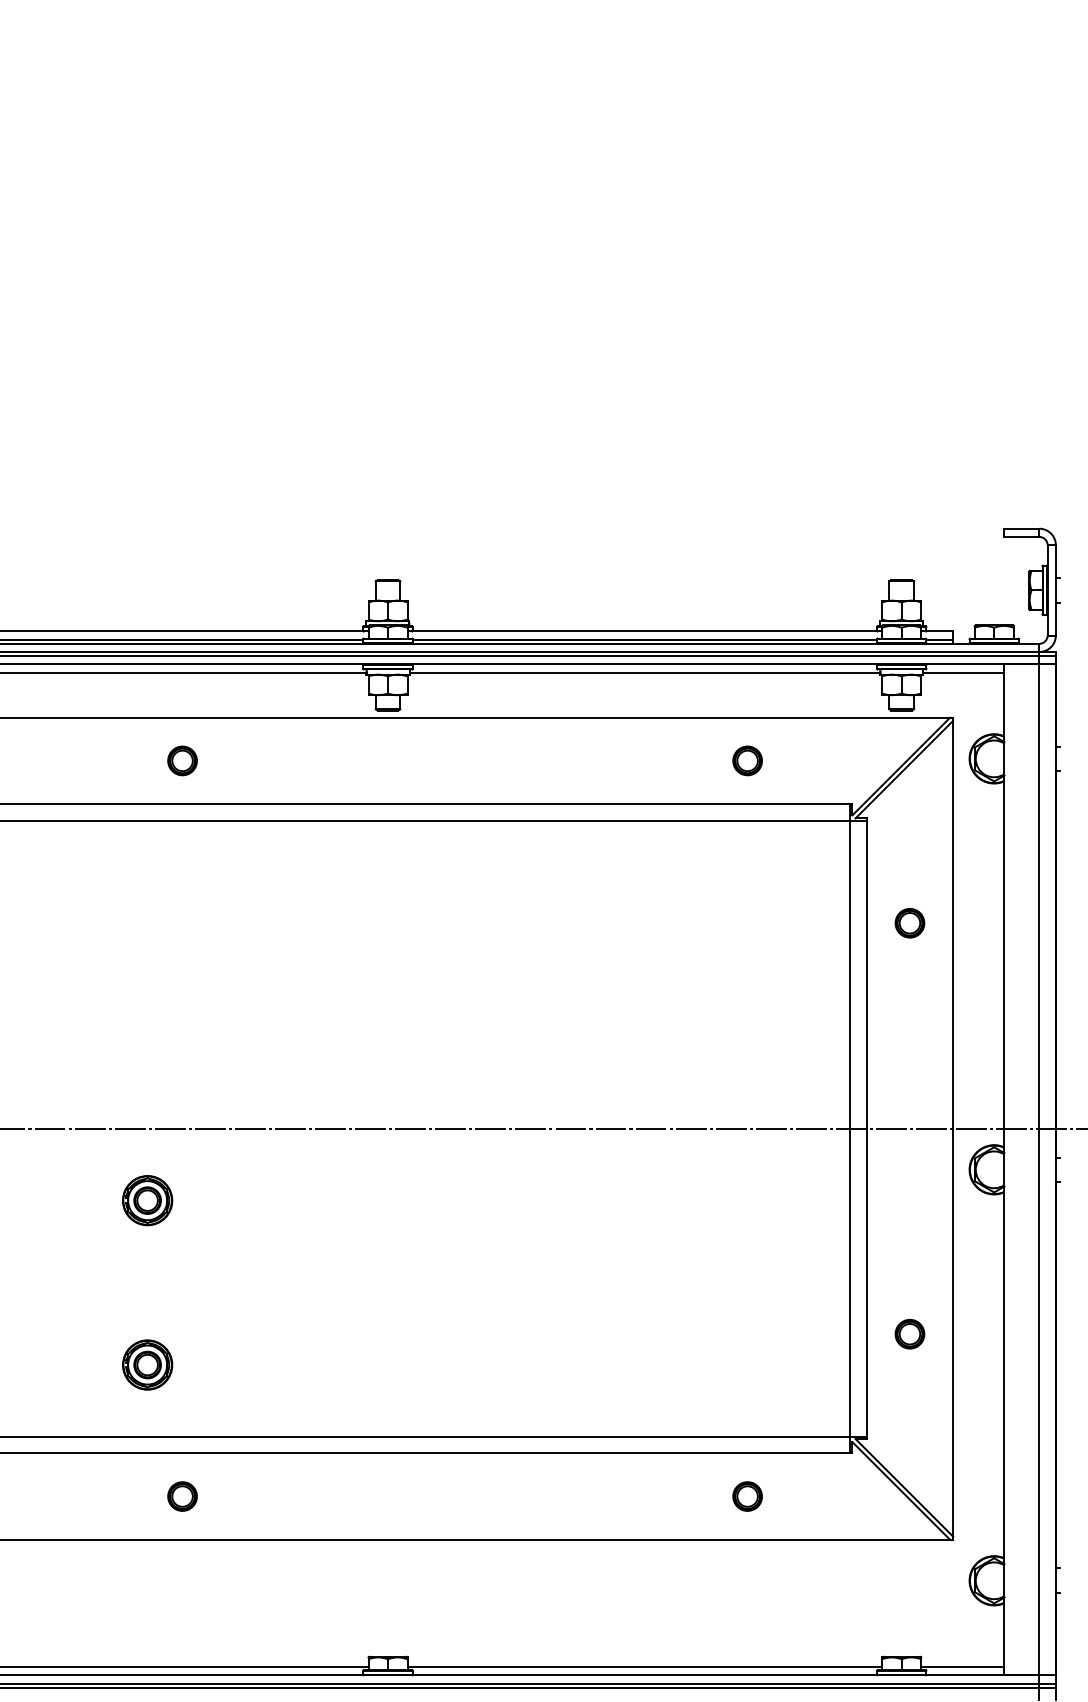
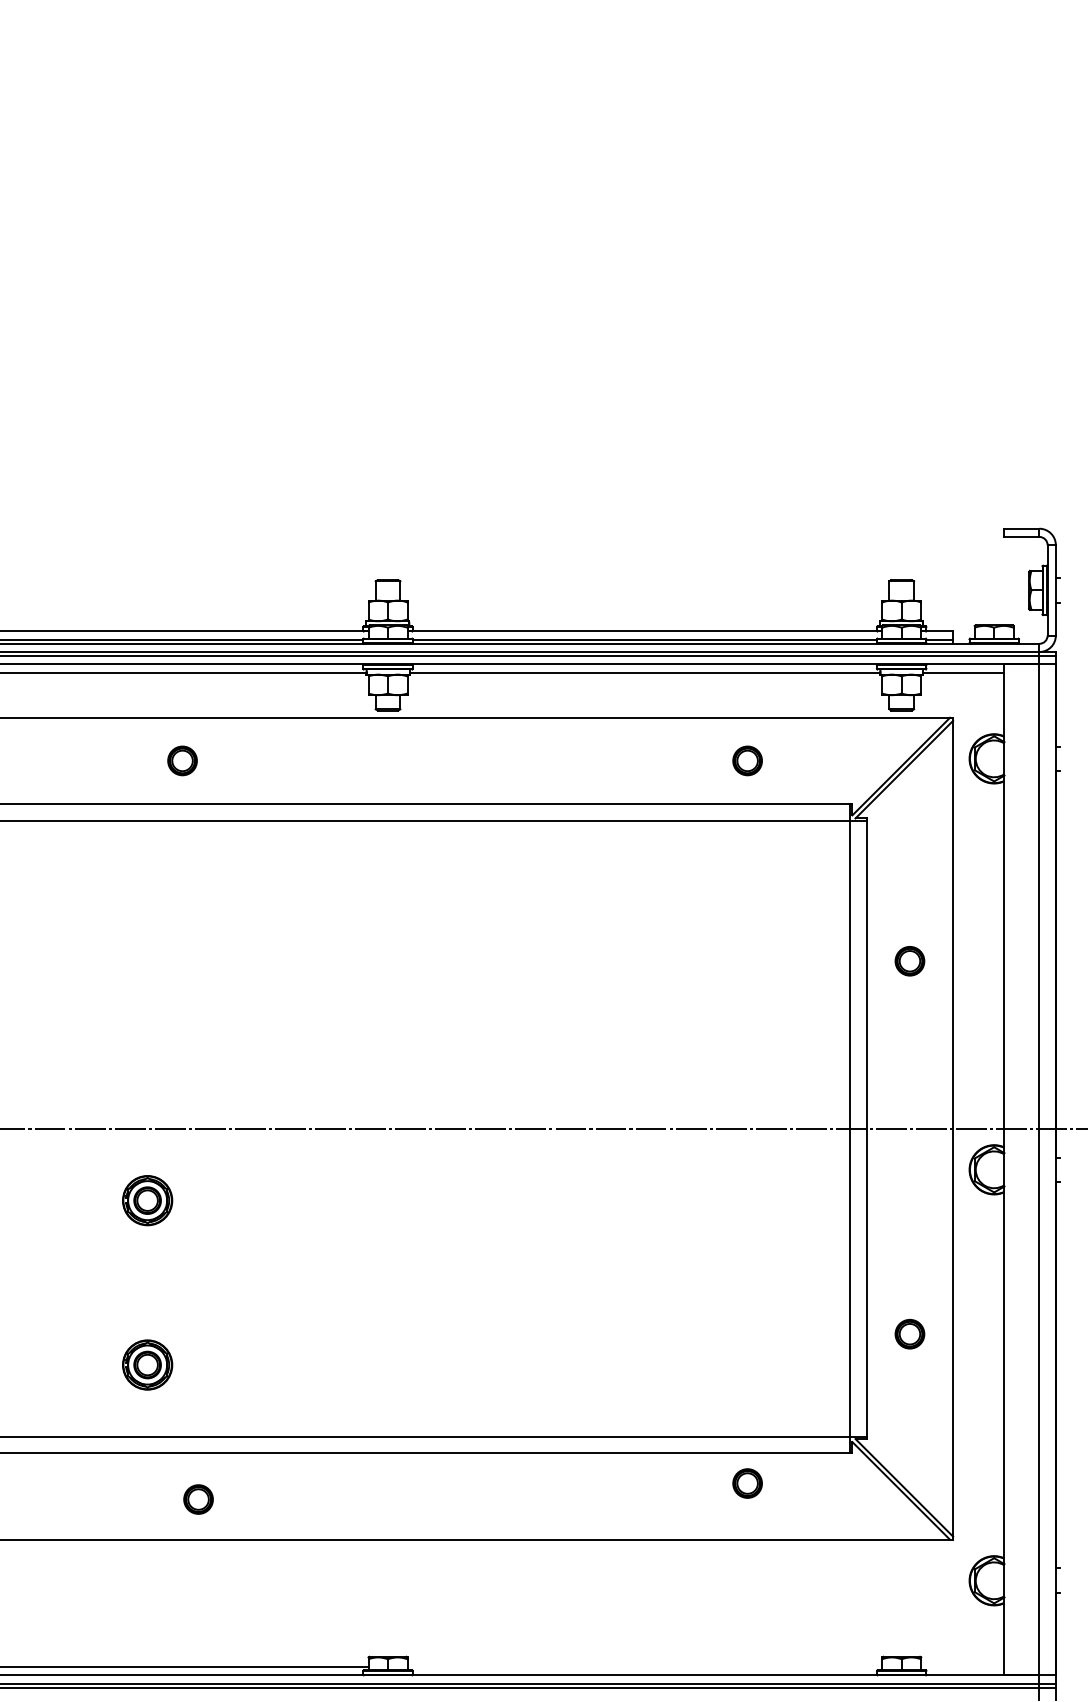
part position: (909, 923) -> (909, 961) (909, 961)
part position: (182, 1496) -> (198, 1499) (198, 1499)
part position: (747, 1496) -> (747, 1483) (747, 1483)
line: present -> none (644, 1667)
line: present -> none (962, 1667)
